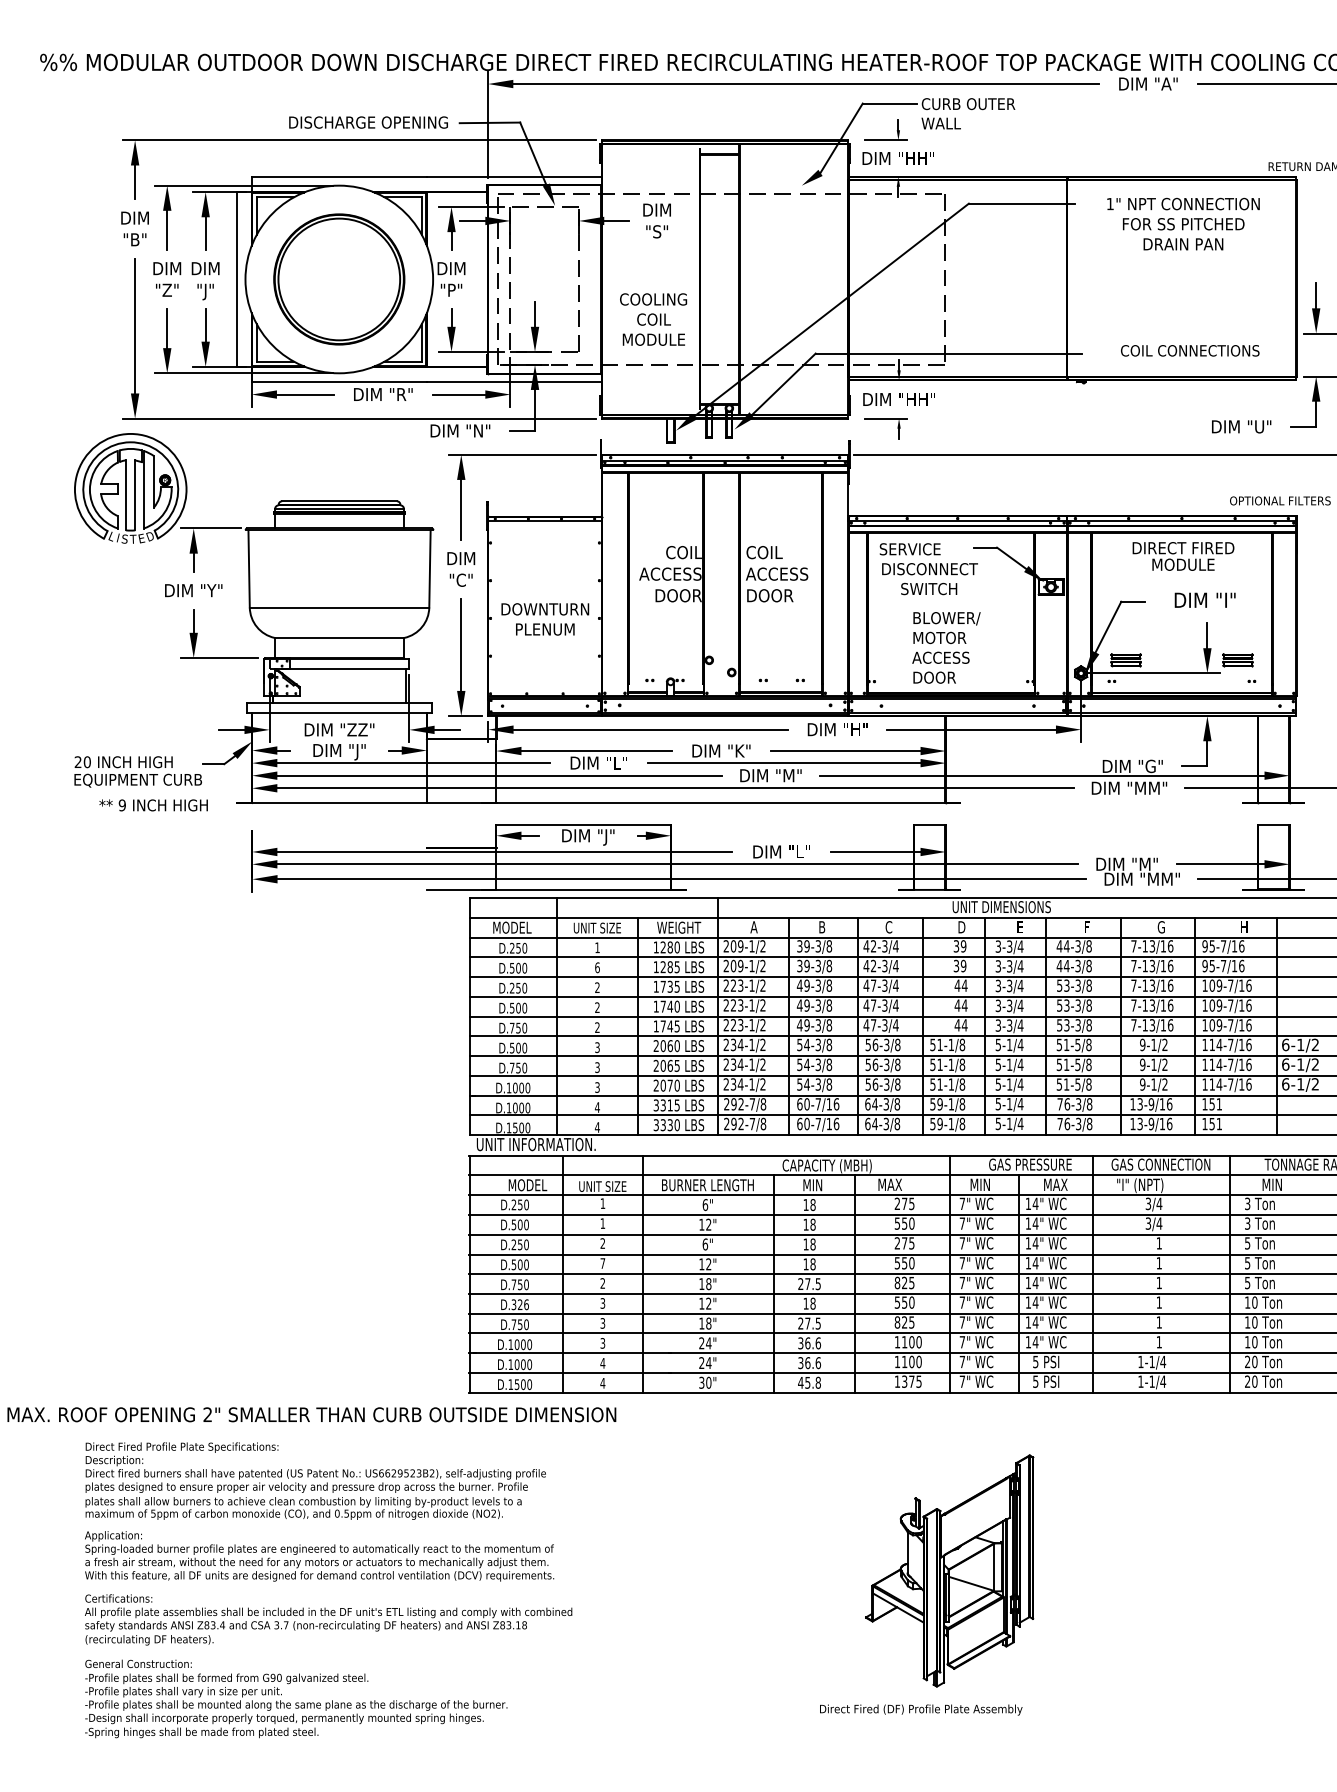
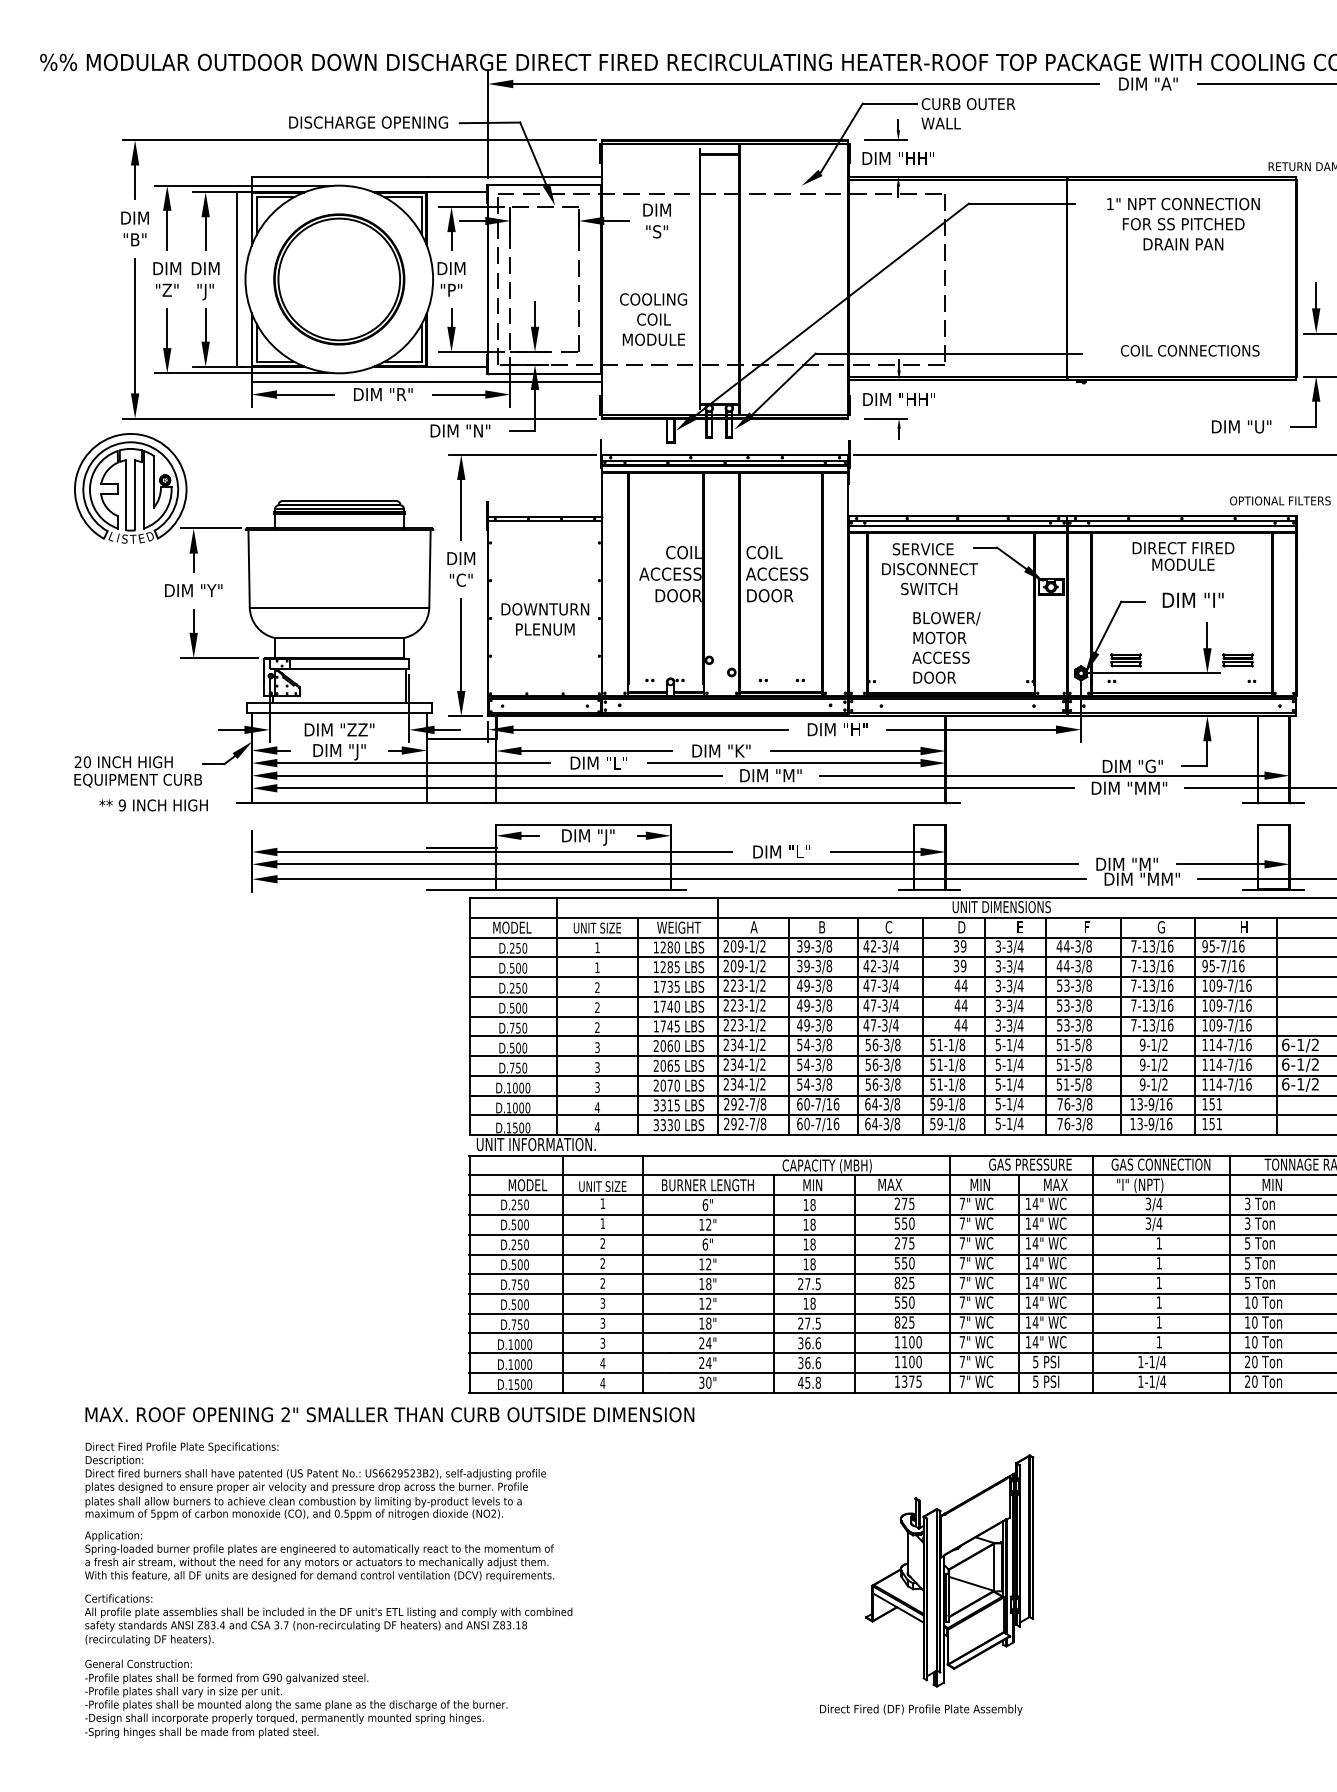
text position: (909, 549) -> (922, 549) (922, 549)
text position: (1204, 599) -> (1192, 599) (1192, 599)
text: 6 -> 1 (597, 967)
text: 7 -> 2 (602, 1263)
text: D.326 -> D.500 (520, 1304)
text position: (311, 1414) -> (389, 1414) (389, 1414)
